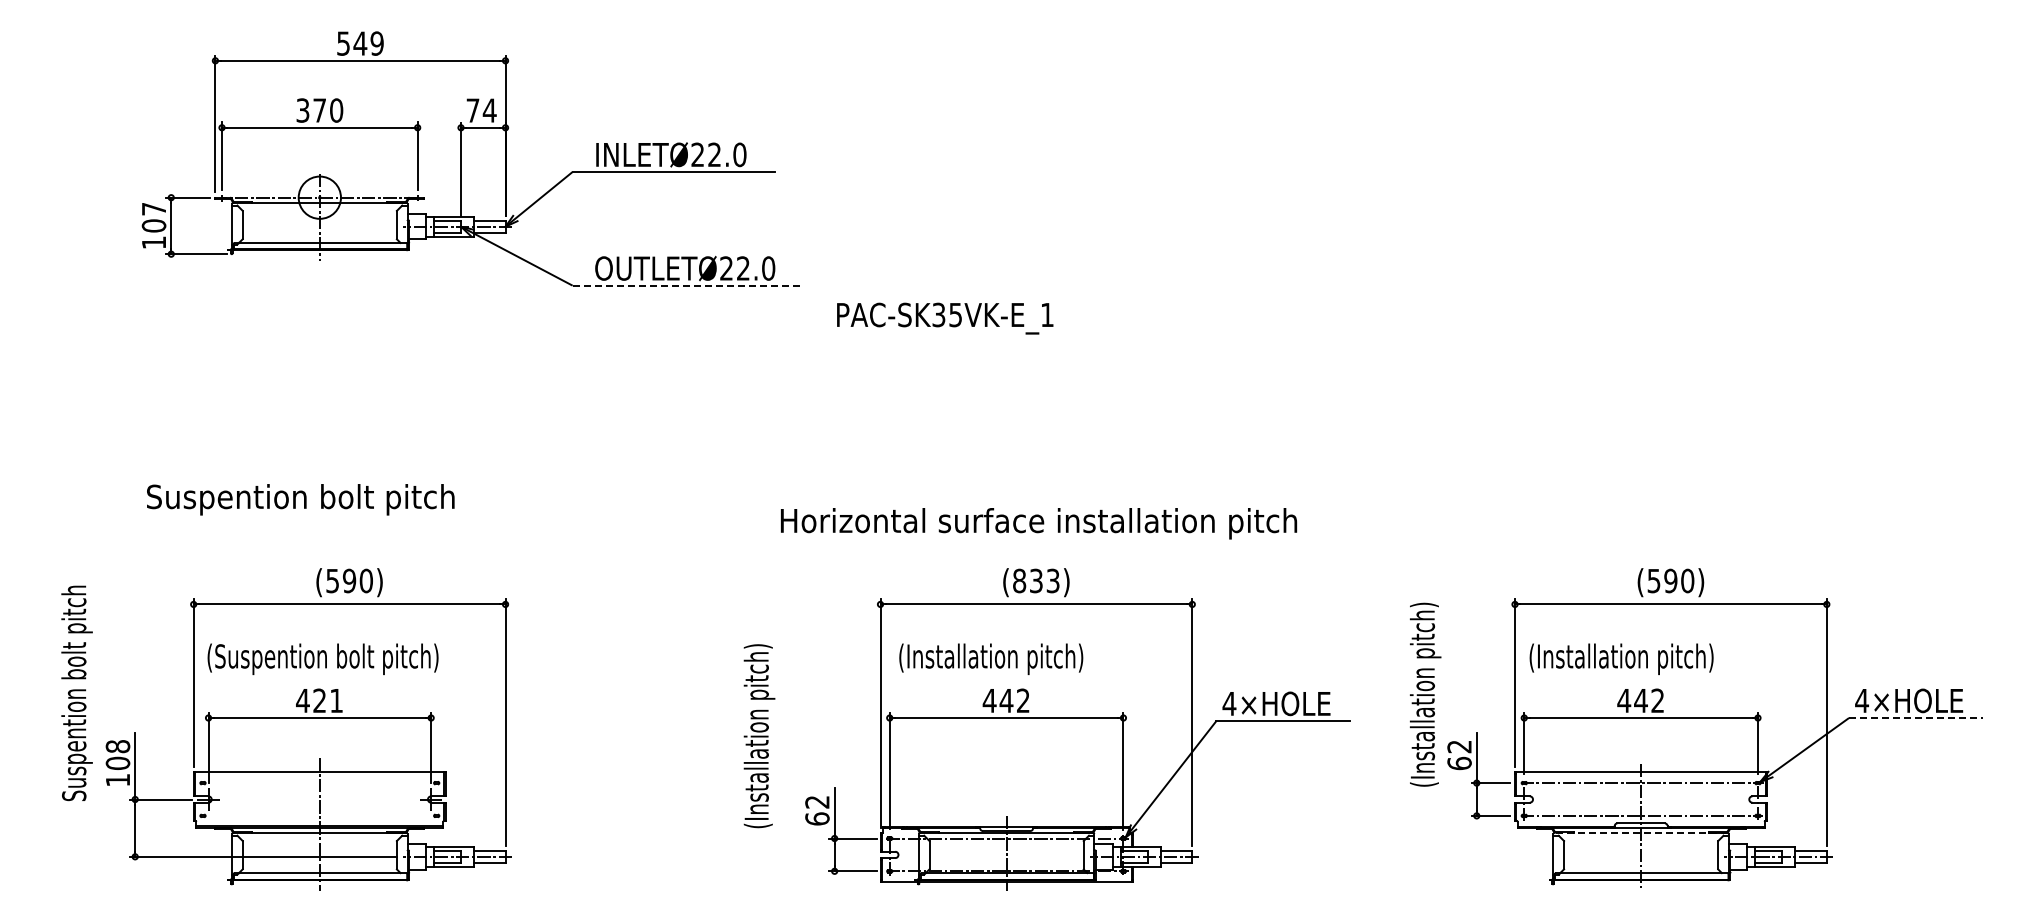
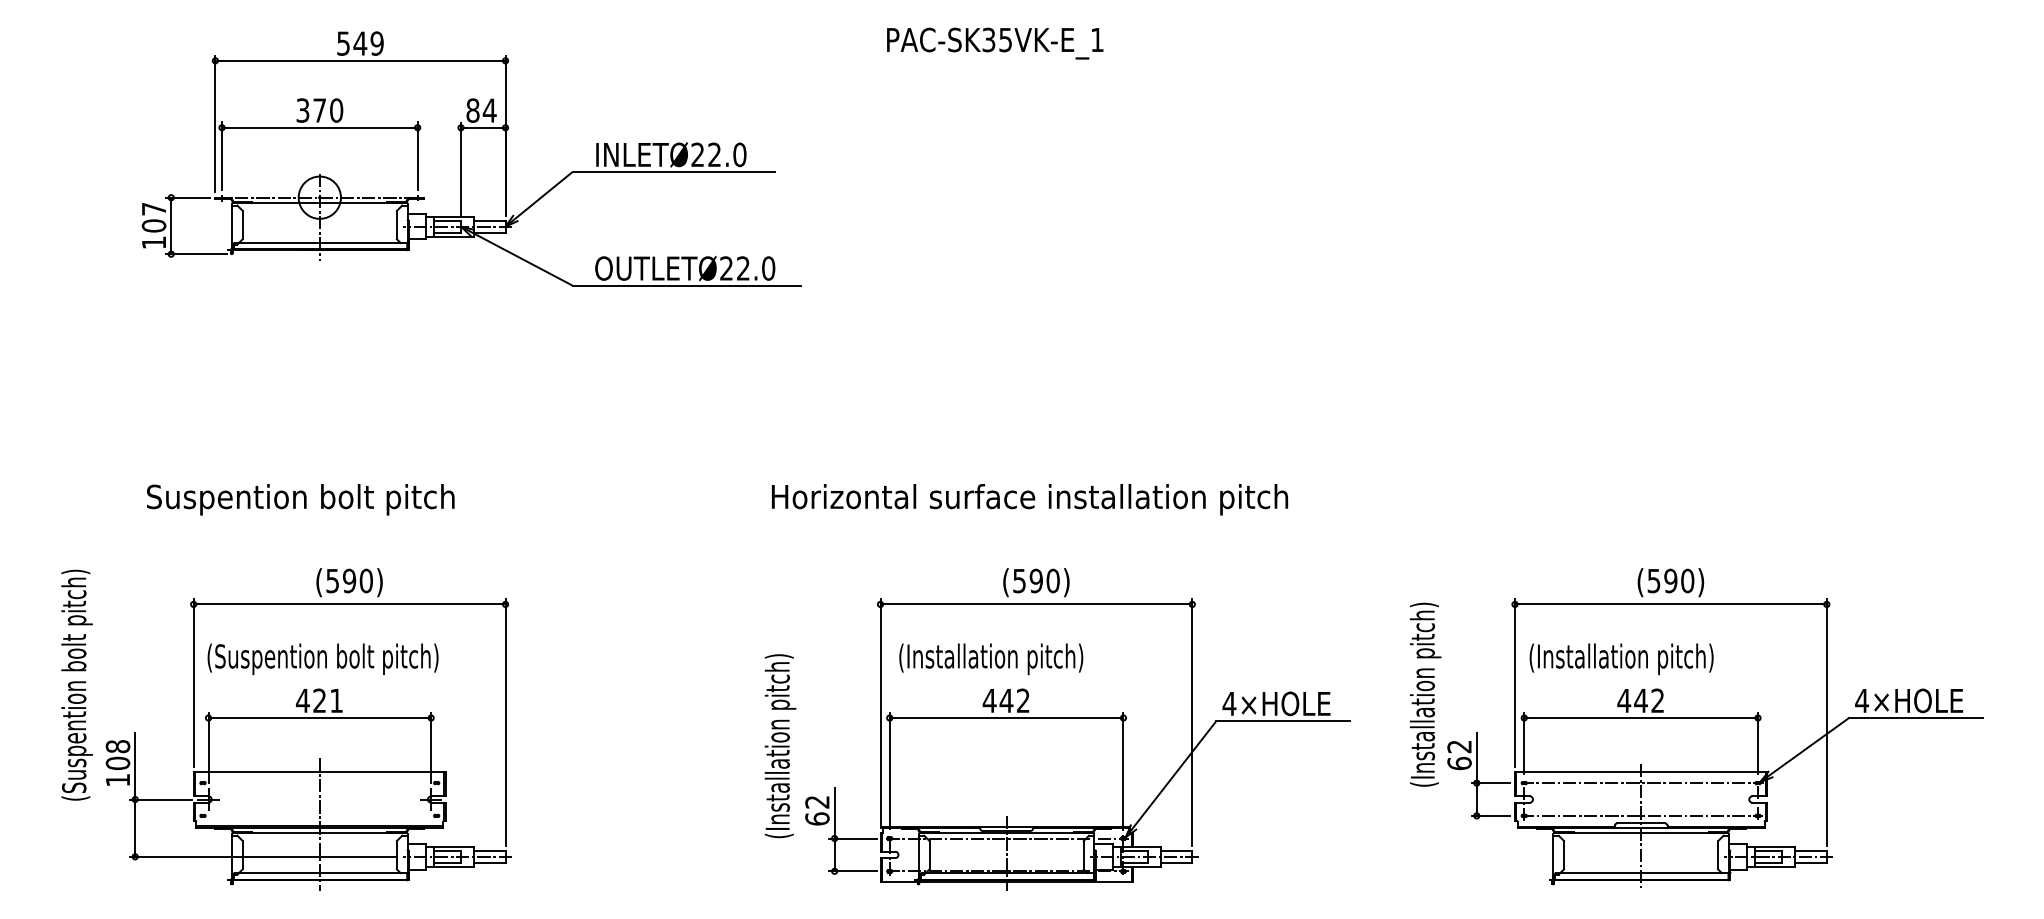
text: 74 -> 84 (472, 110)
line: dashed -> solid (687, 285)
text position: (945, 318) -> (995, 43) (995, 43)
text position: (1039, 523) -> (1030, 499) (1030, 499)
text: (833) -> (590) (1036, 580)
text: Suspention bolt pitch -> (Suspention bolt pitch) (76, 685)
line: dashed -> solid (1915, 718)
text position: (759, 736) -> (780, 746) (780, 746)
line: dashed -> solid (1641, 833)
